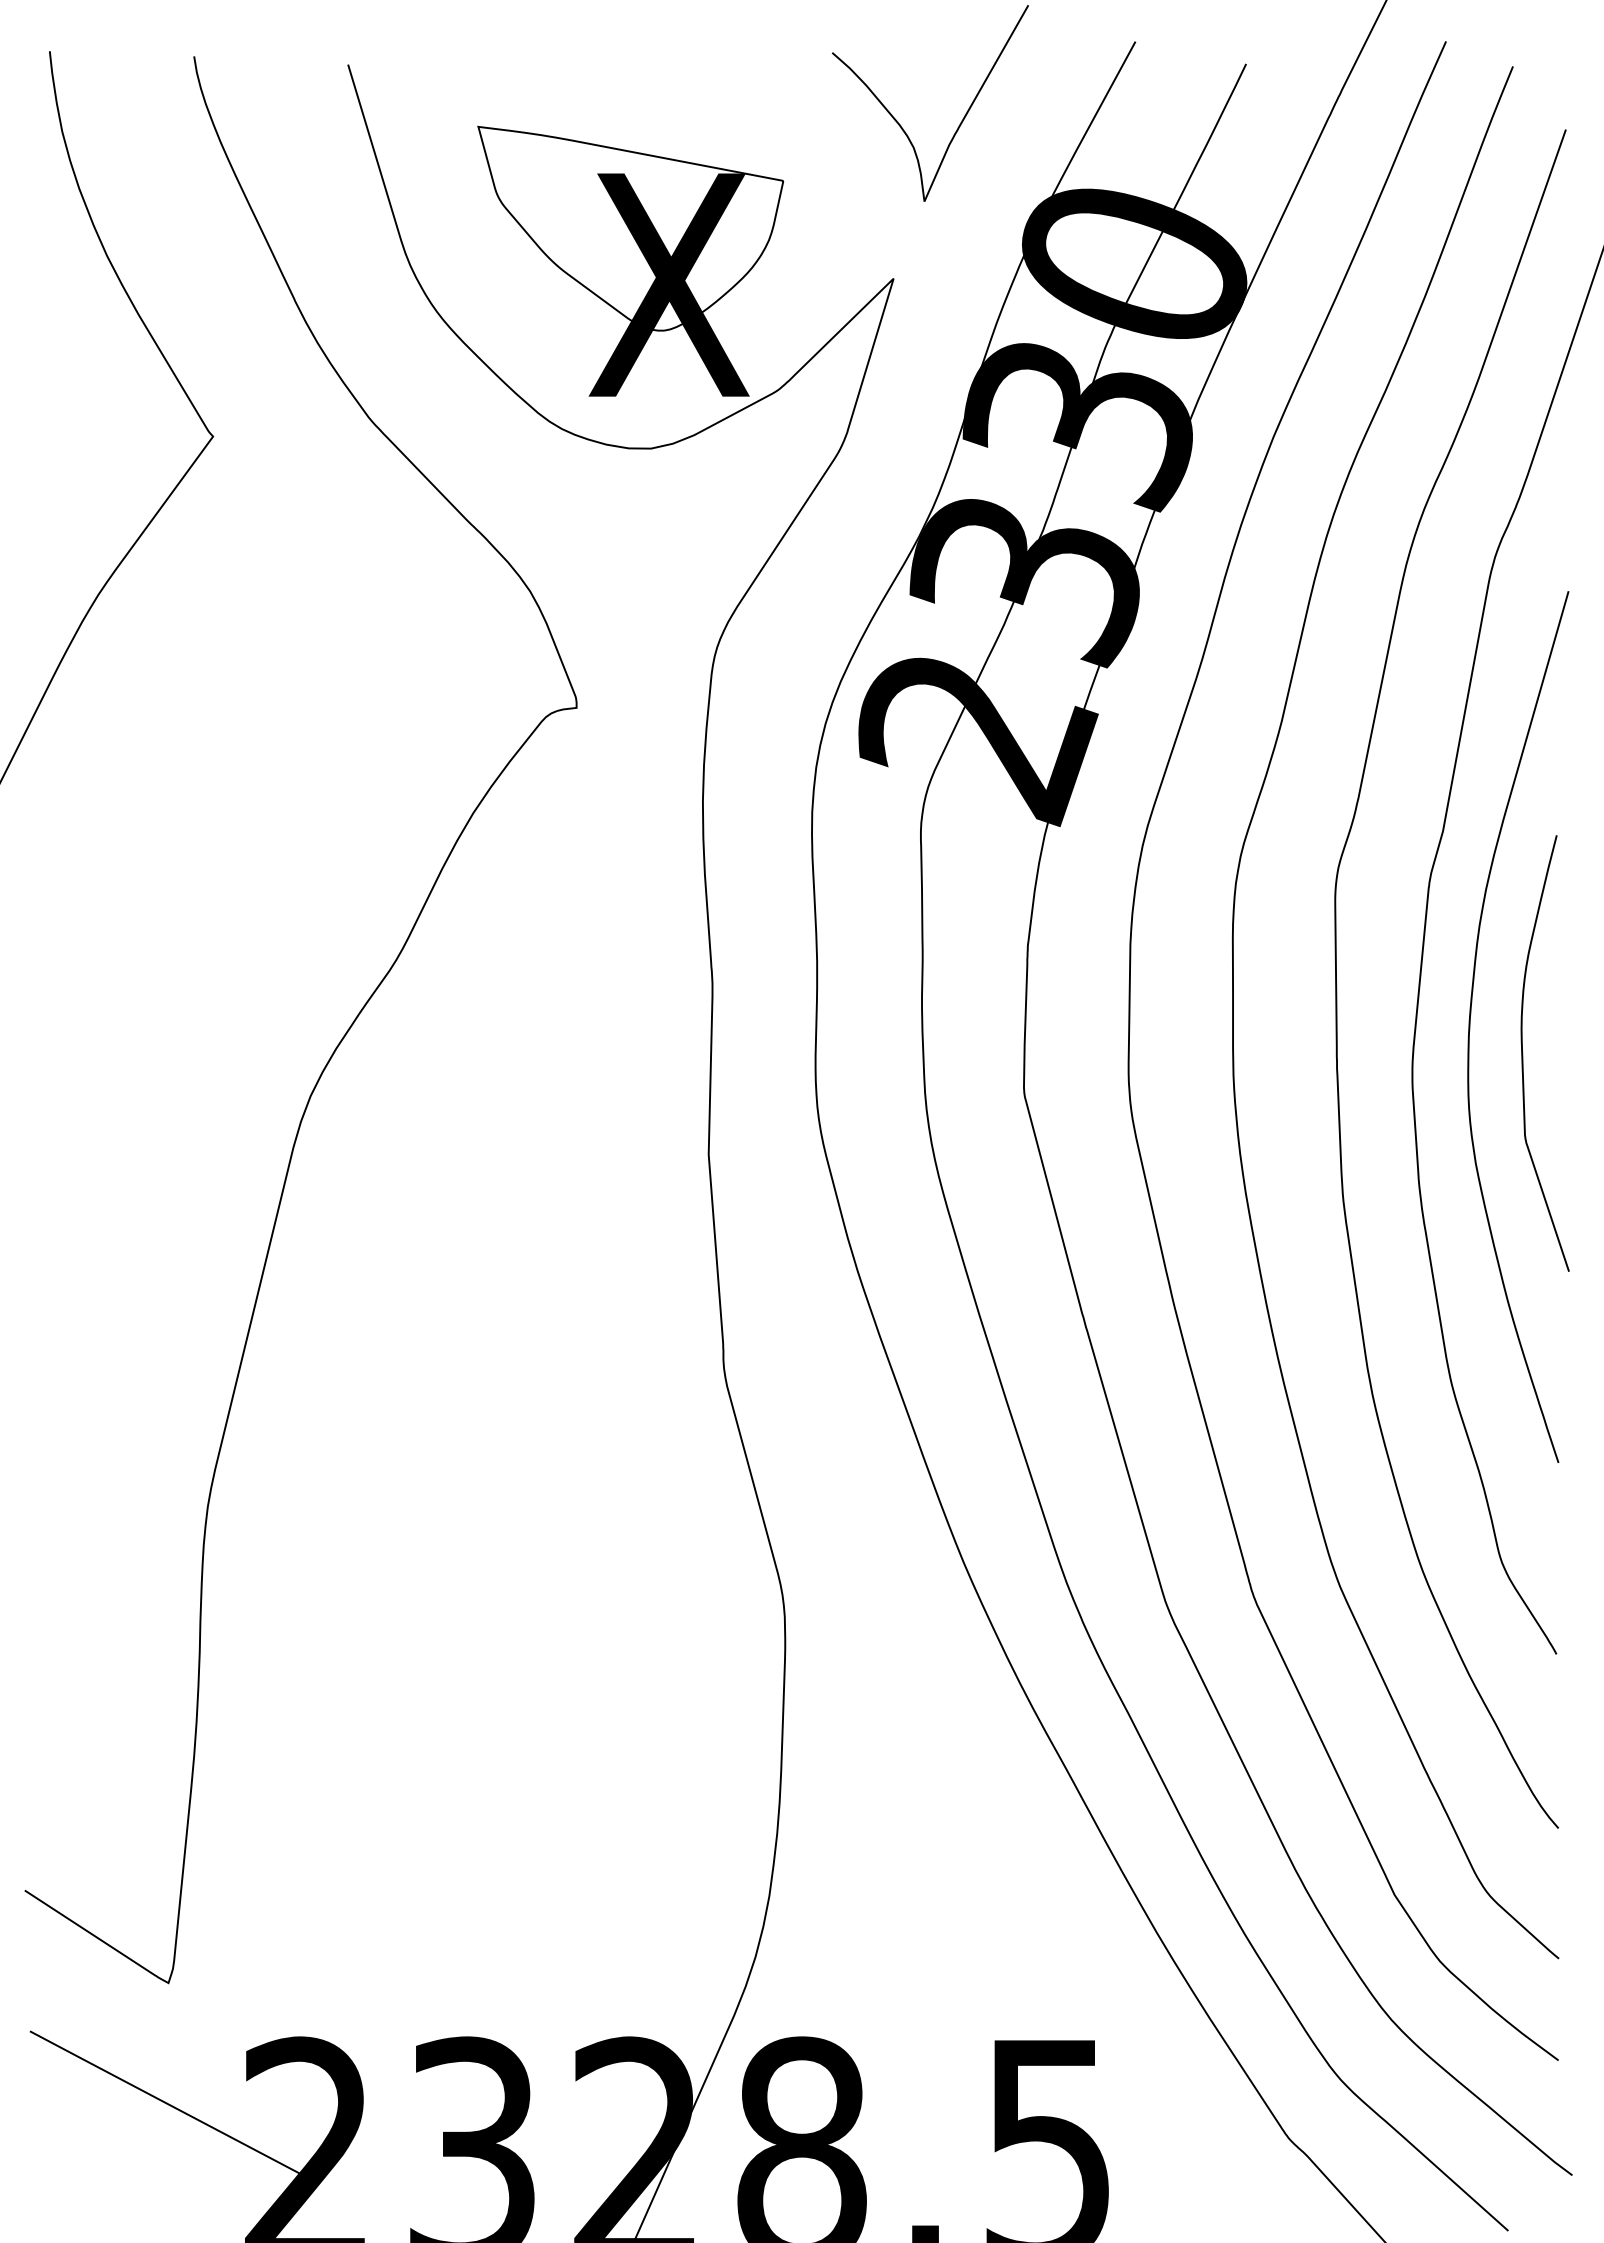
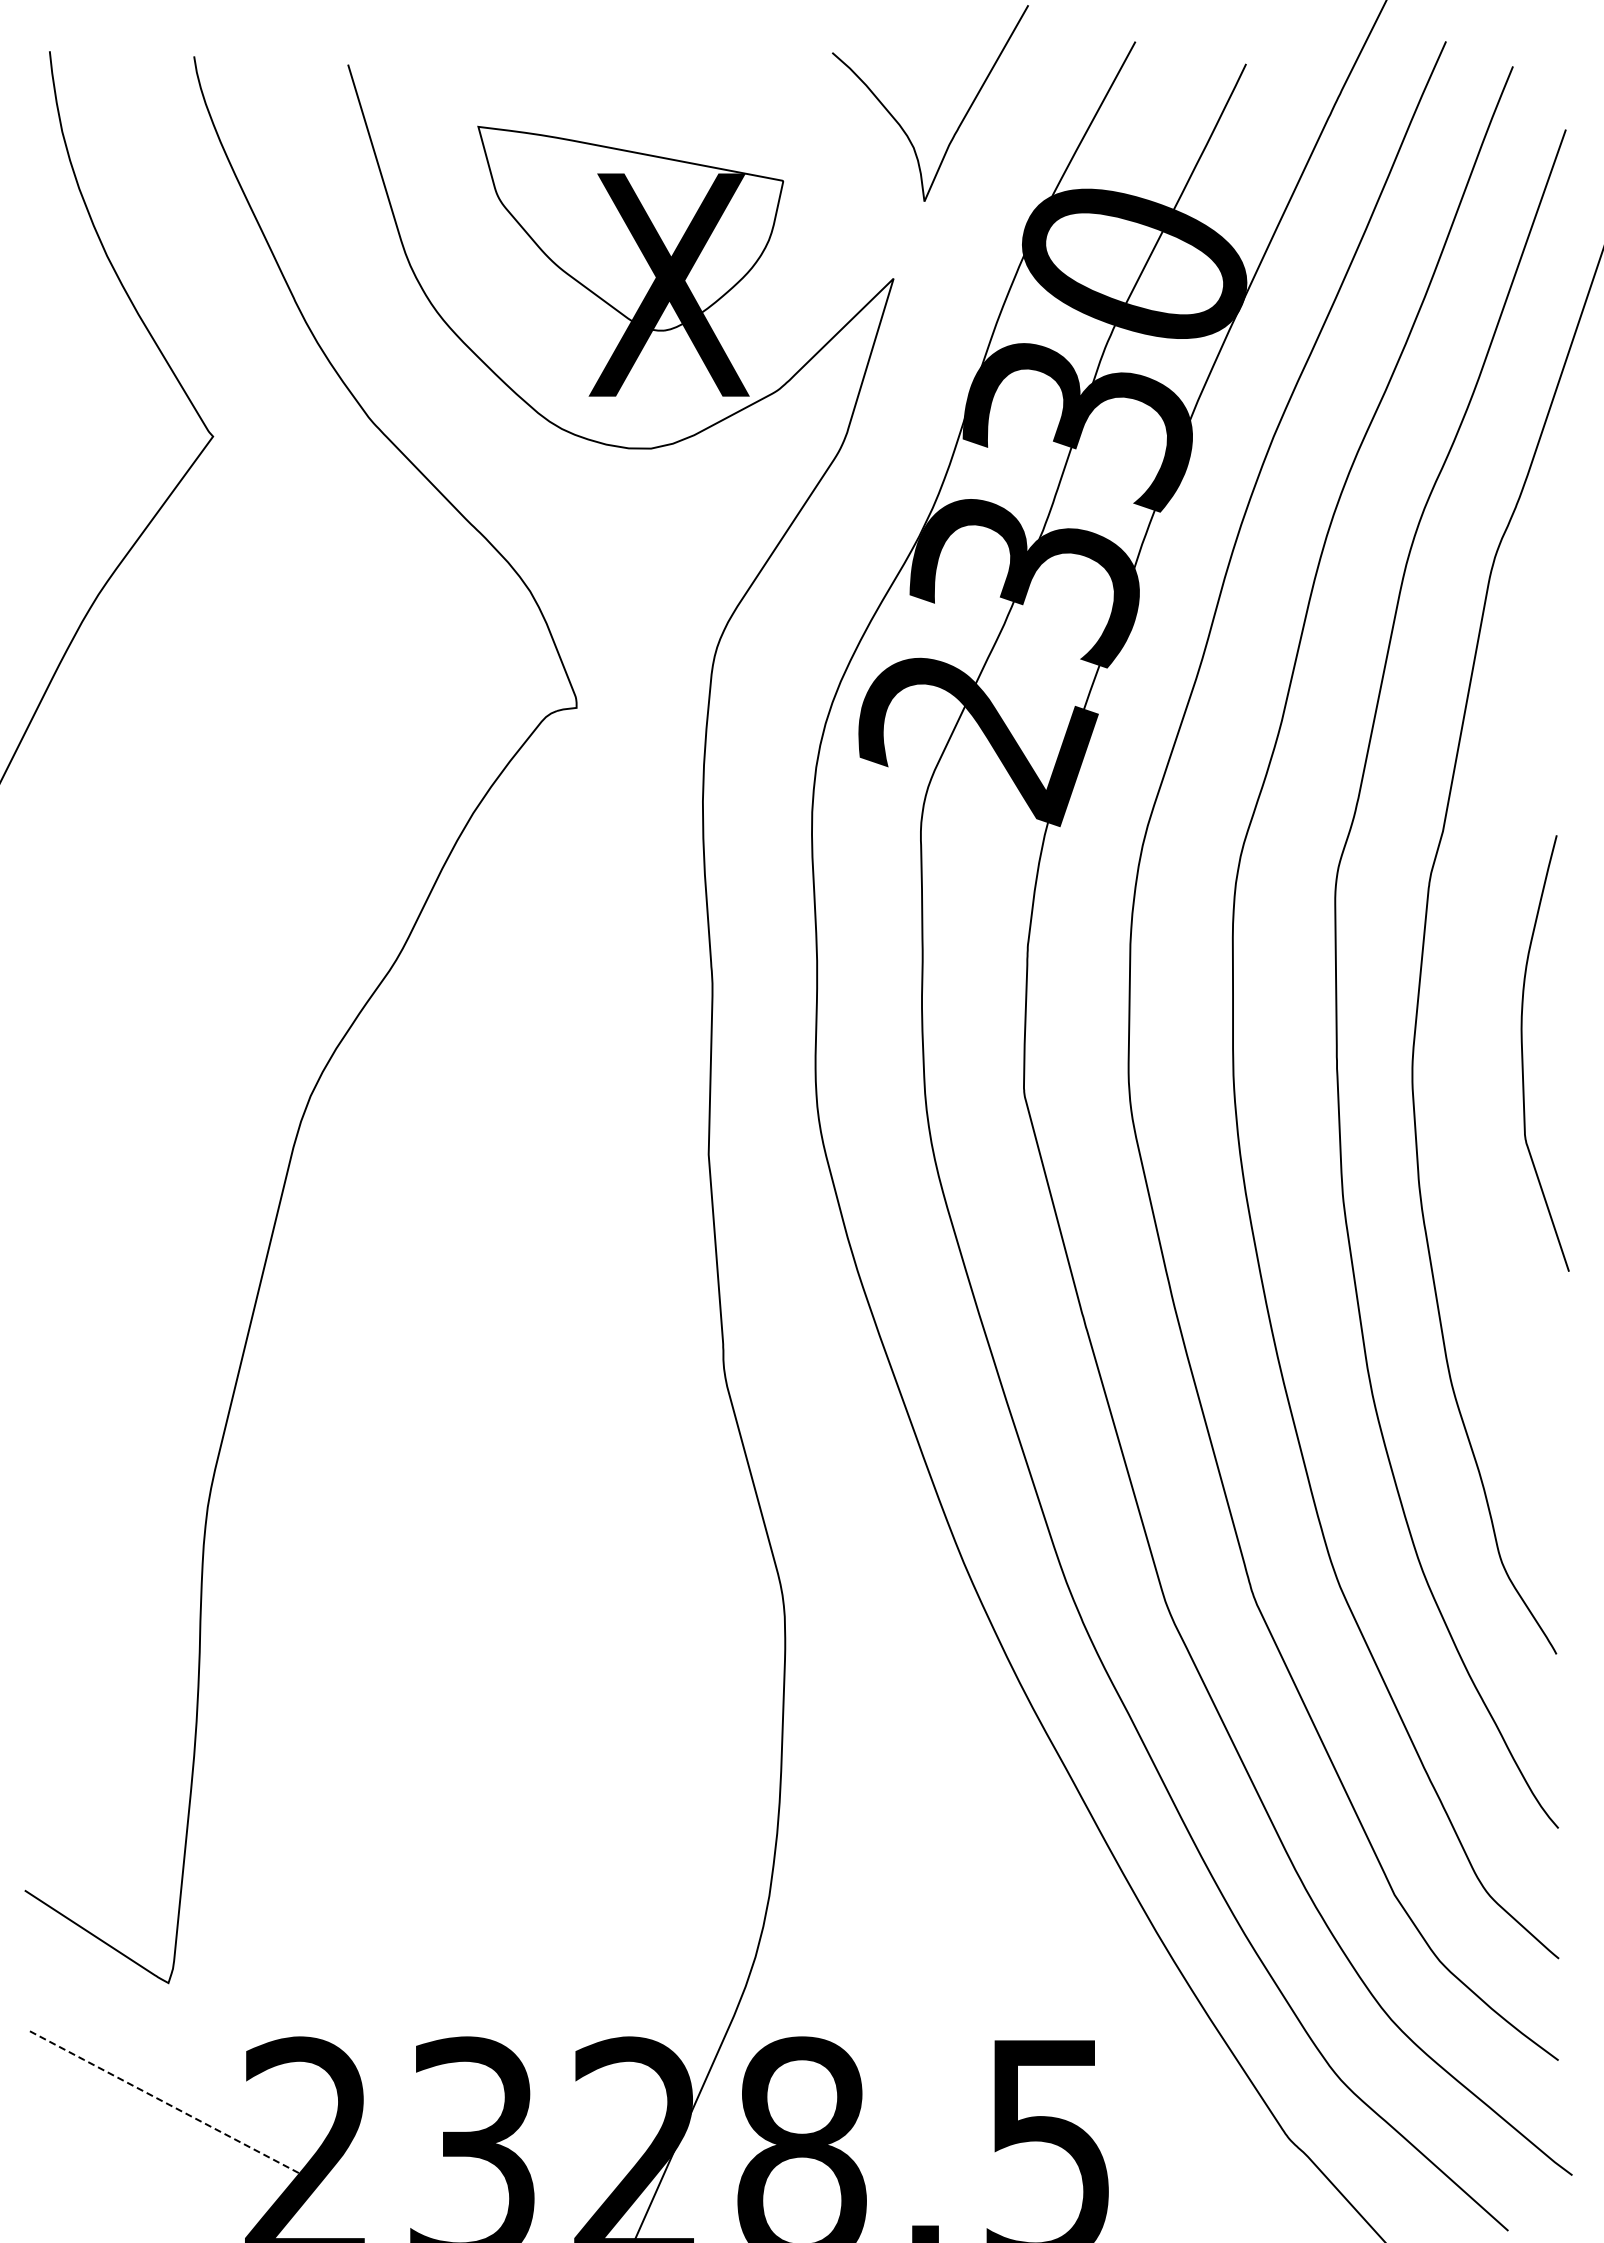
curve: present -> none (1470, 1026)
line: solid -> dashed (172, 2106)
